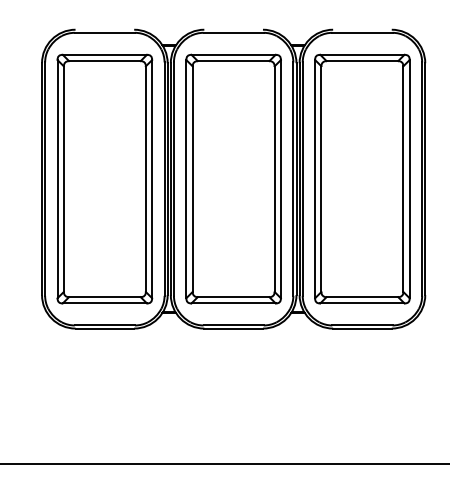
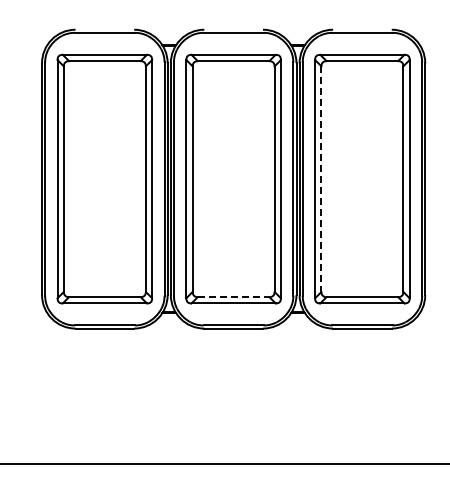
line: solid -> dashed (321, 179)
line: solid -> dashed (233, 297)
